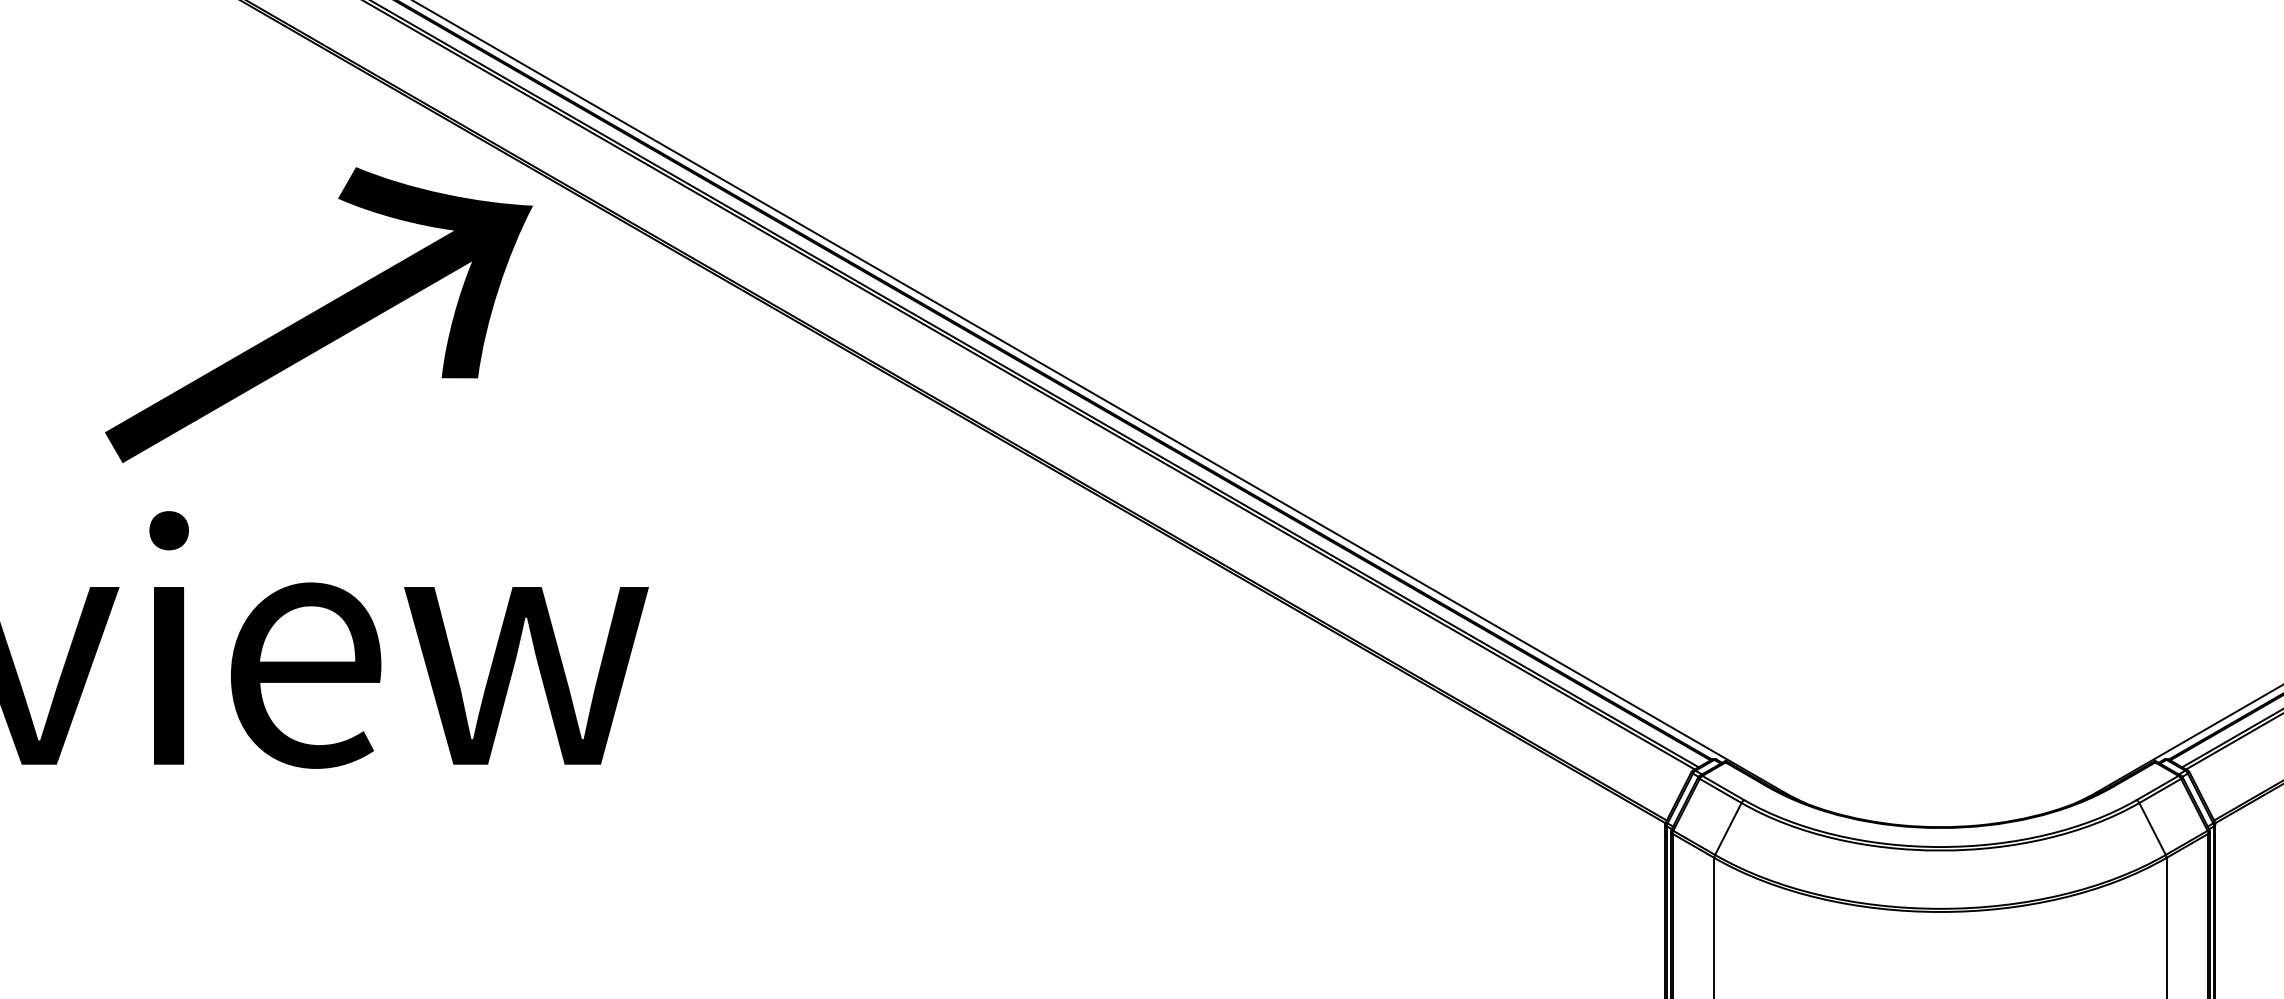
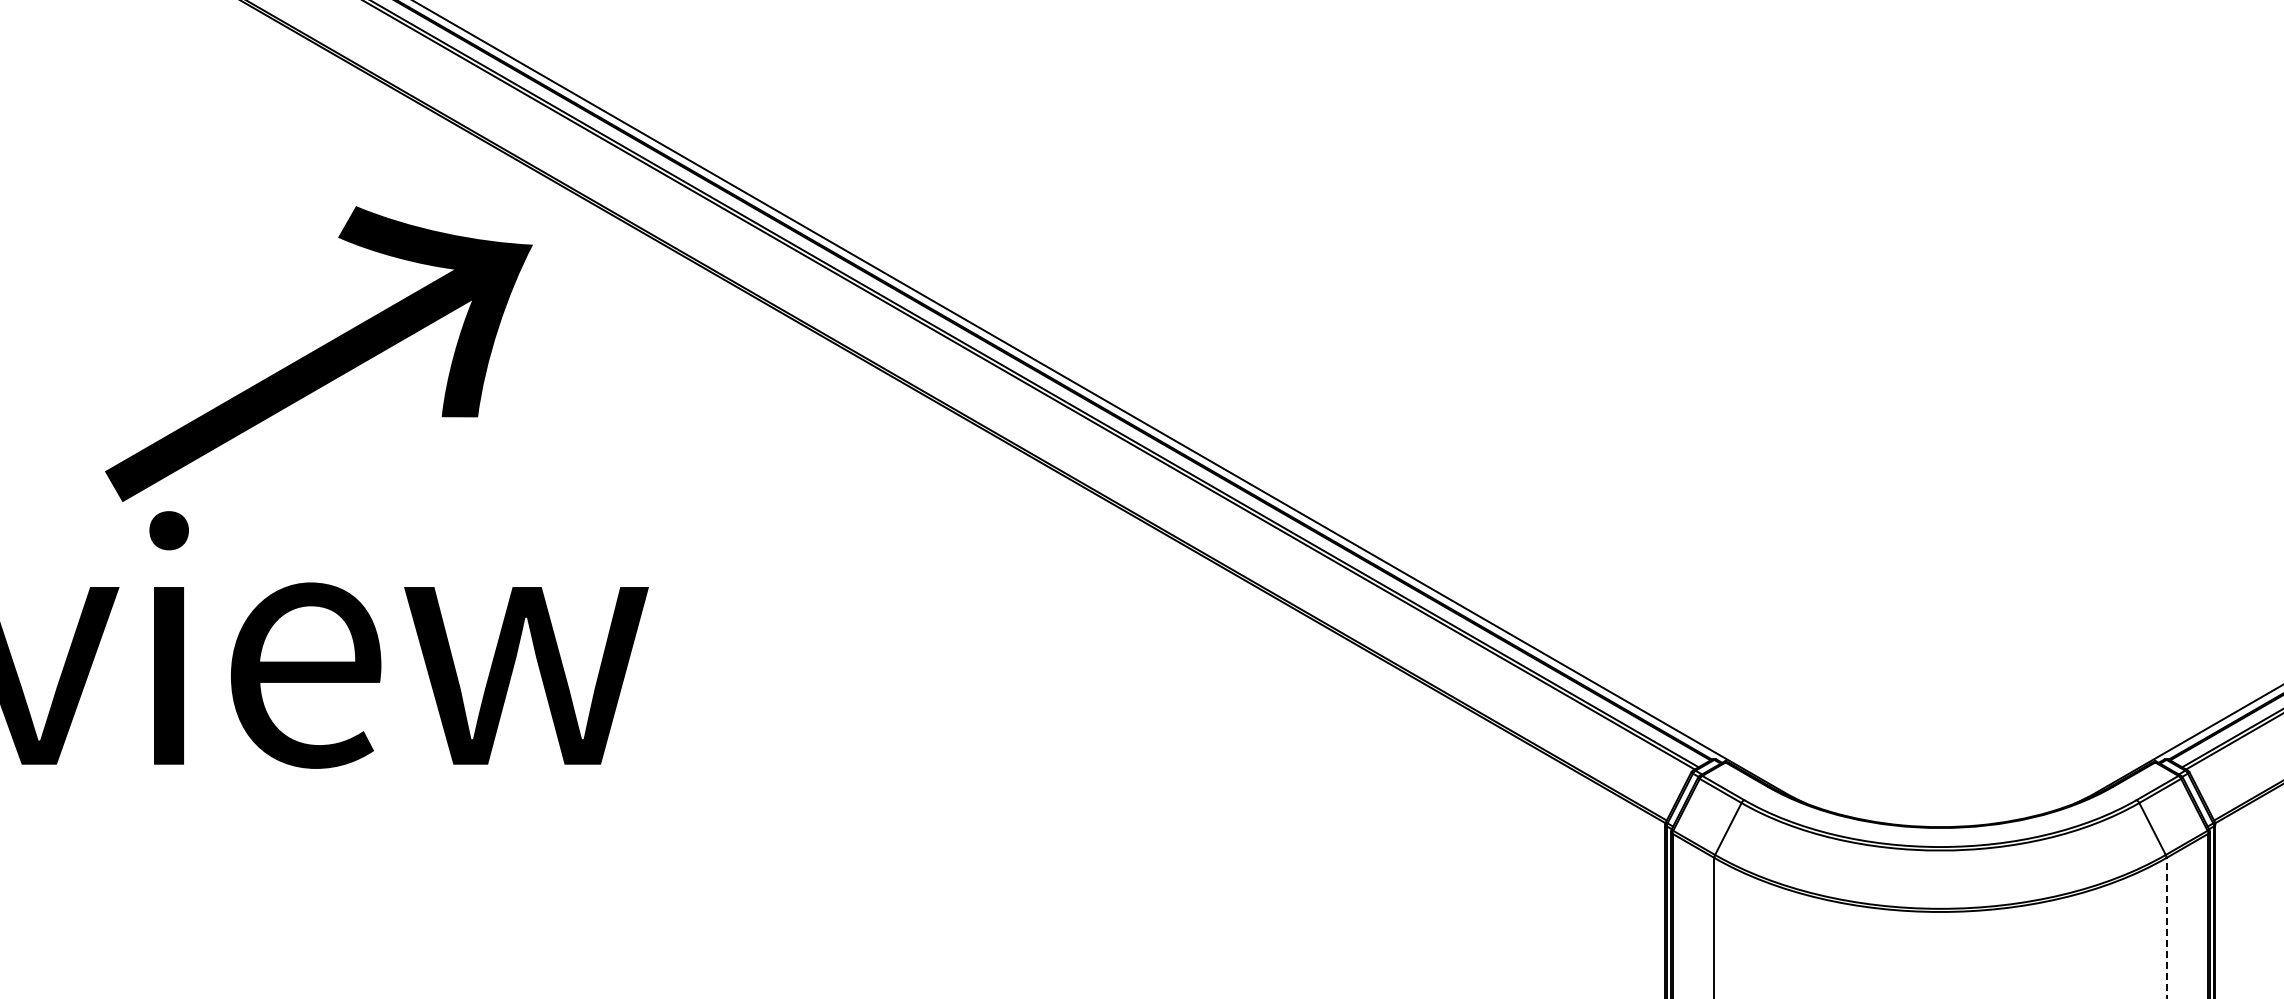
text position: (318, 314) -> (318, 353) (318, 353)
line: solid -> dashed (2166, 927)
